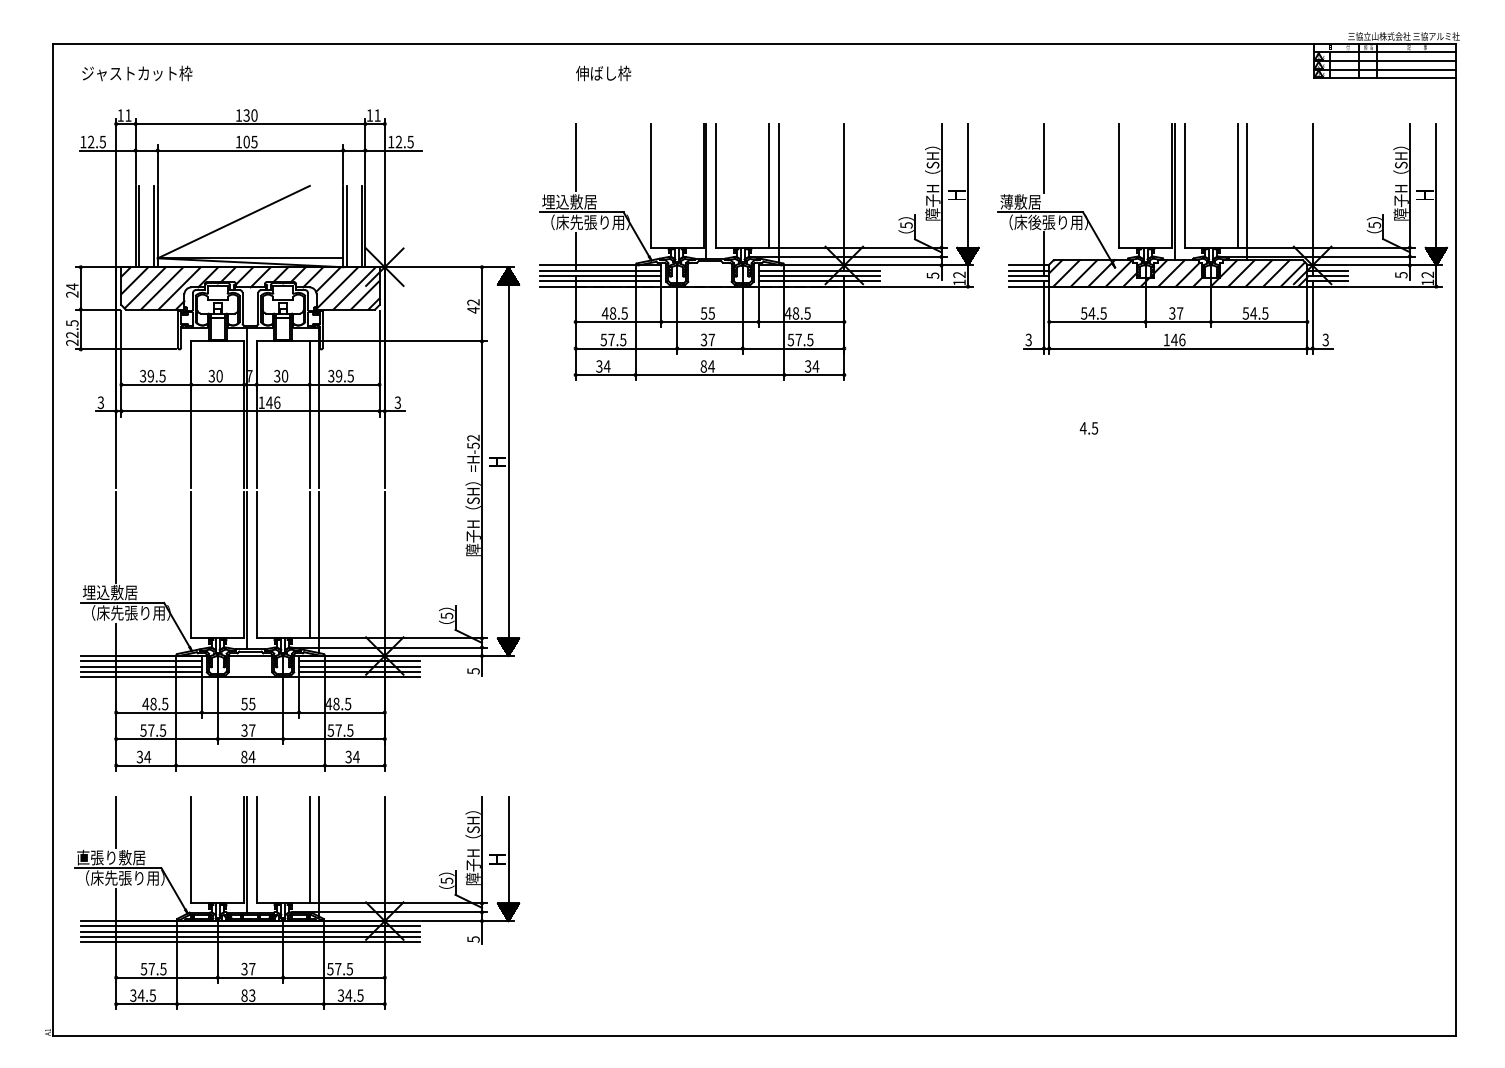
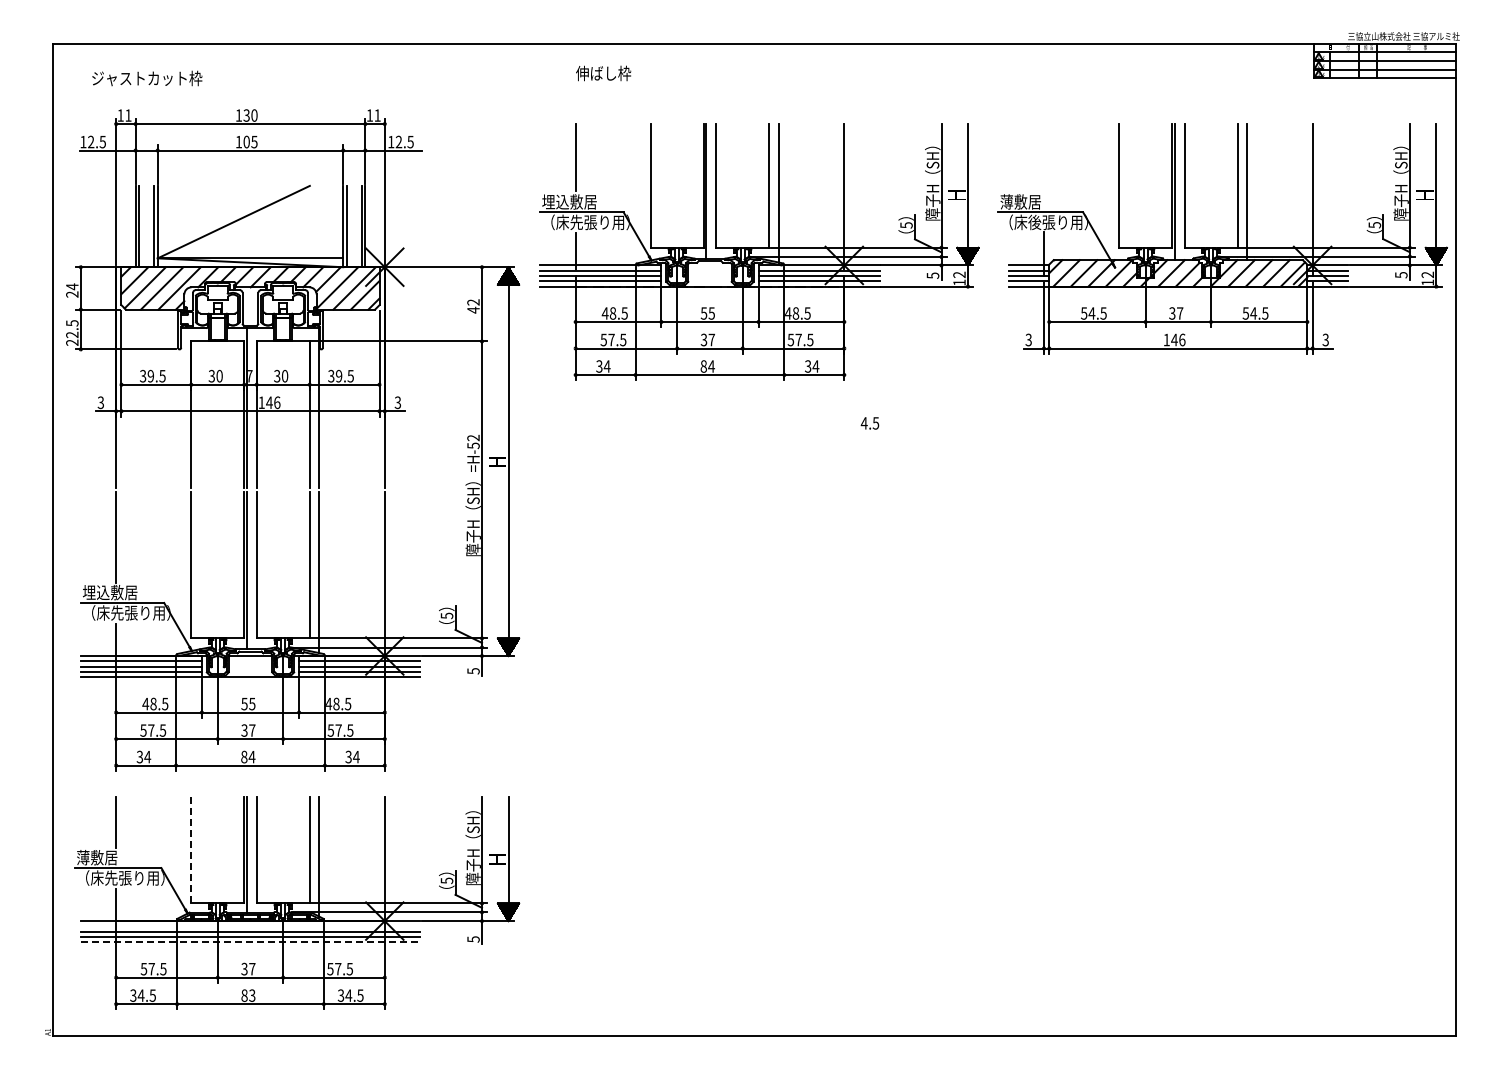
text position: (137, 73) -> (147, 78) (147, 78)
line: present -> none (1044, 158)
text position: (1088, 428) -> (869, 423) (869, 423)
line: solid -> dashed (191, 850)
text: 直張り敷居 -> 薄敷居 (111, 857)
line: present -> none (250, 926)
line: solid -> dashed (250, 942)
